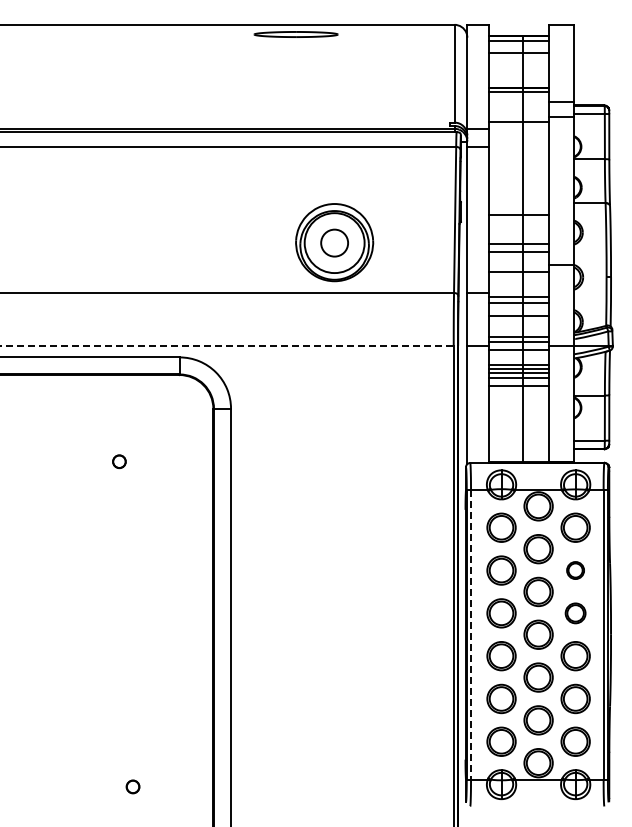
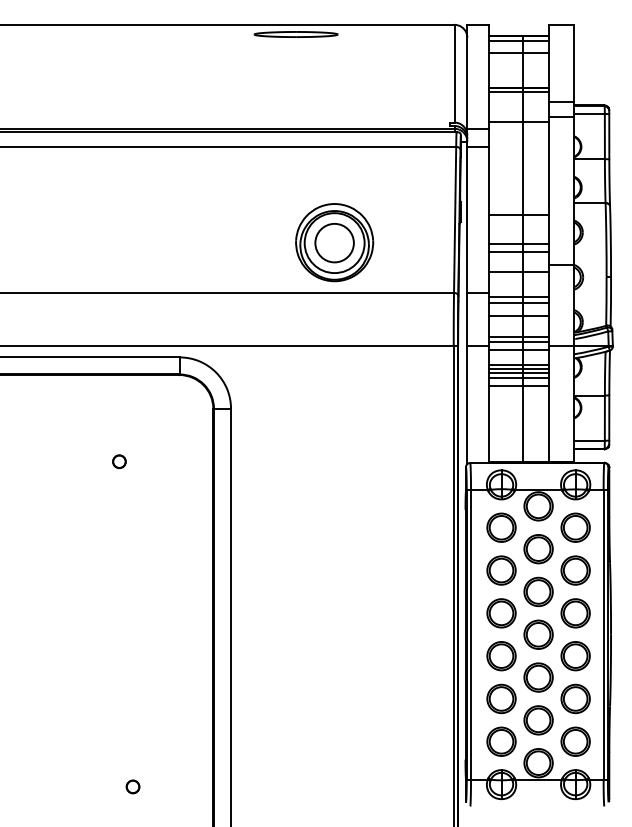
circle diameter: 27 px -> 39 px (334, 242)
line: dashed -> solid (229, 345)
part size: 19x19 px -> 31x31 px (575, 570)
part size: 23x23 px -> 31x31 px (575, 613)
line: dashed -> solid (471, 634)
